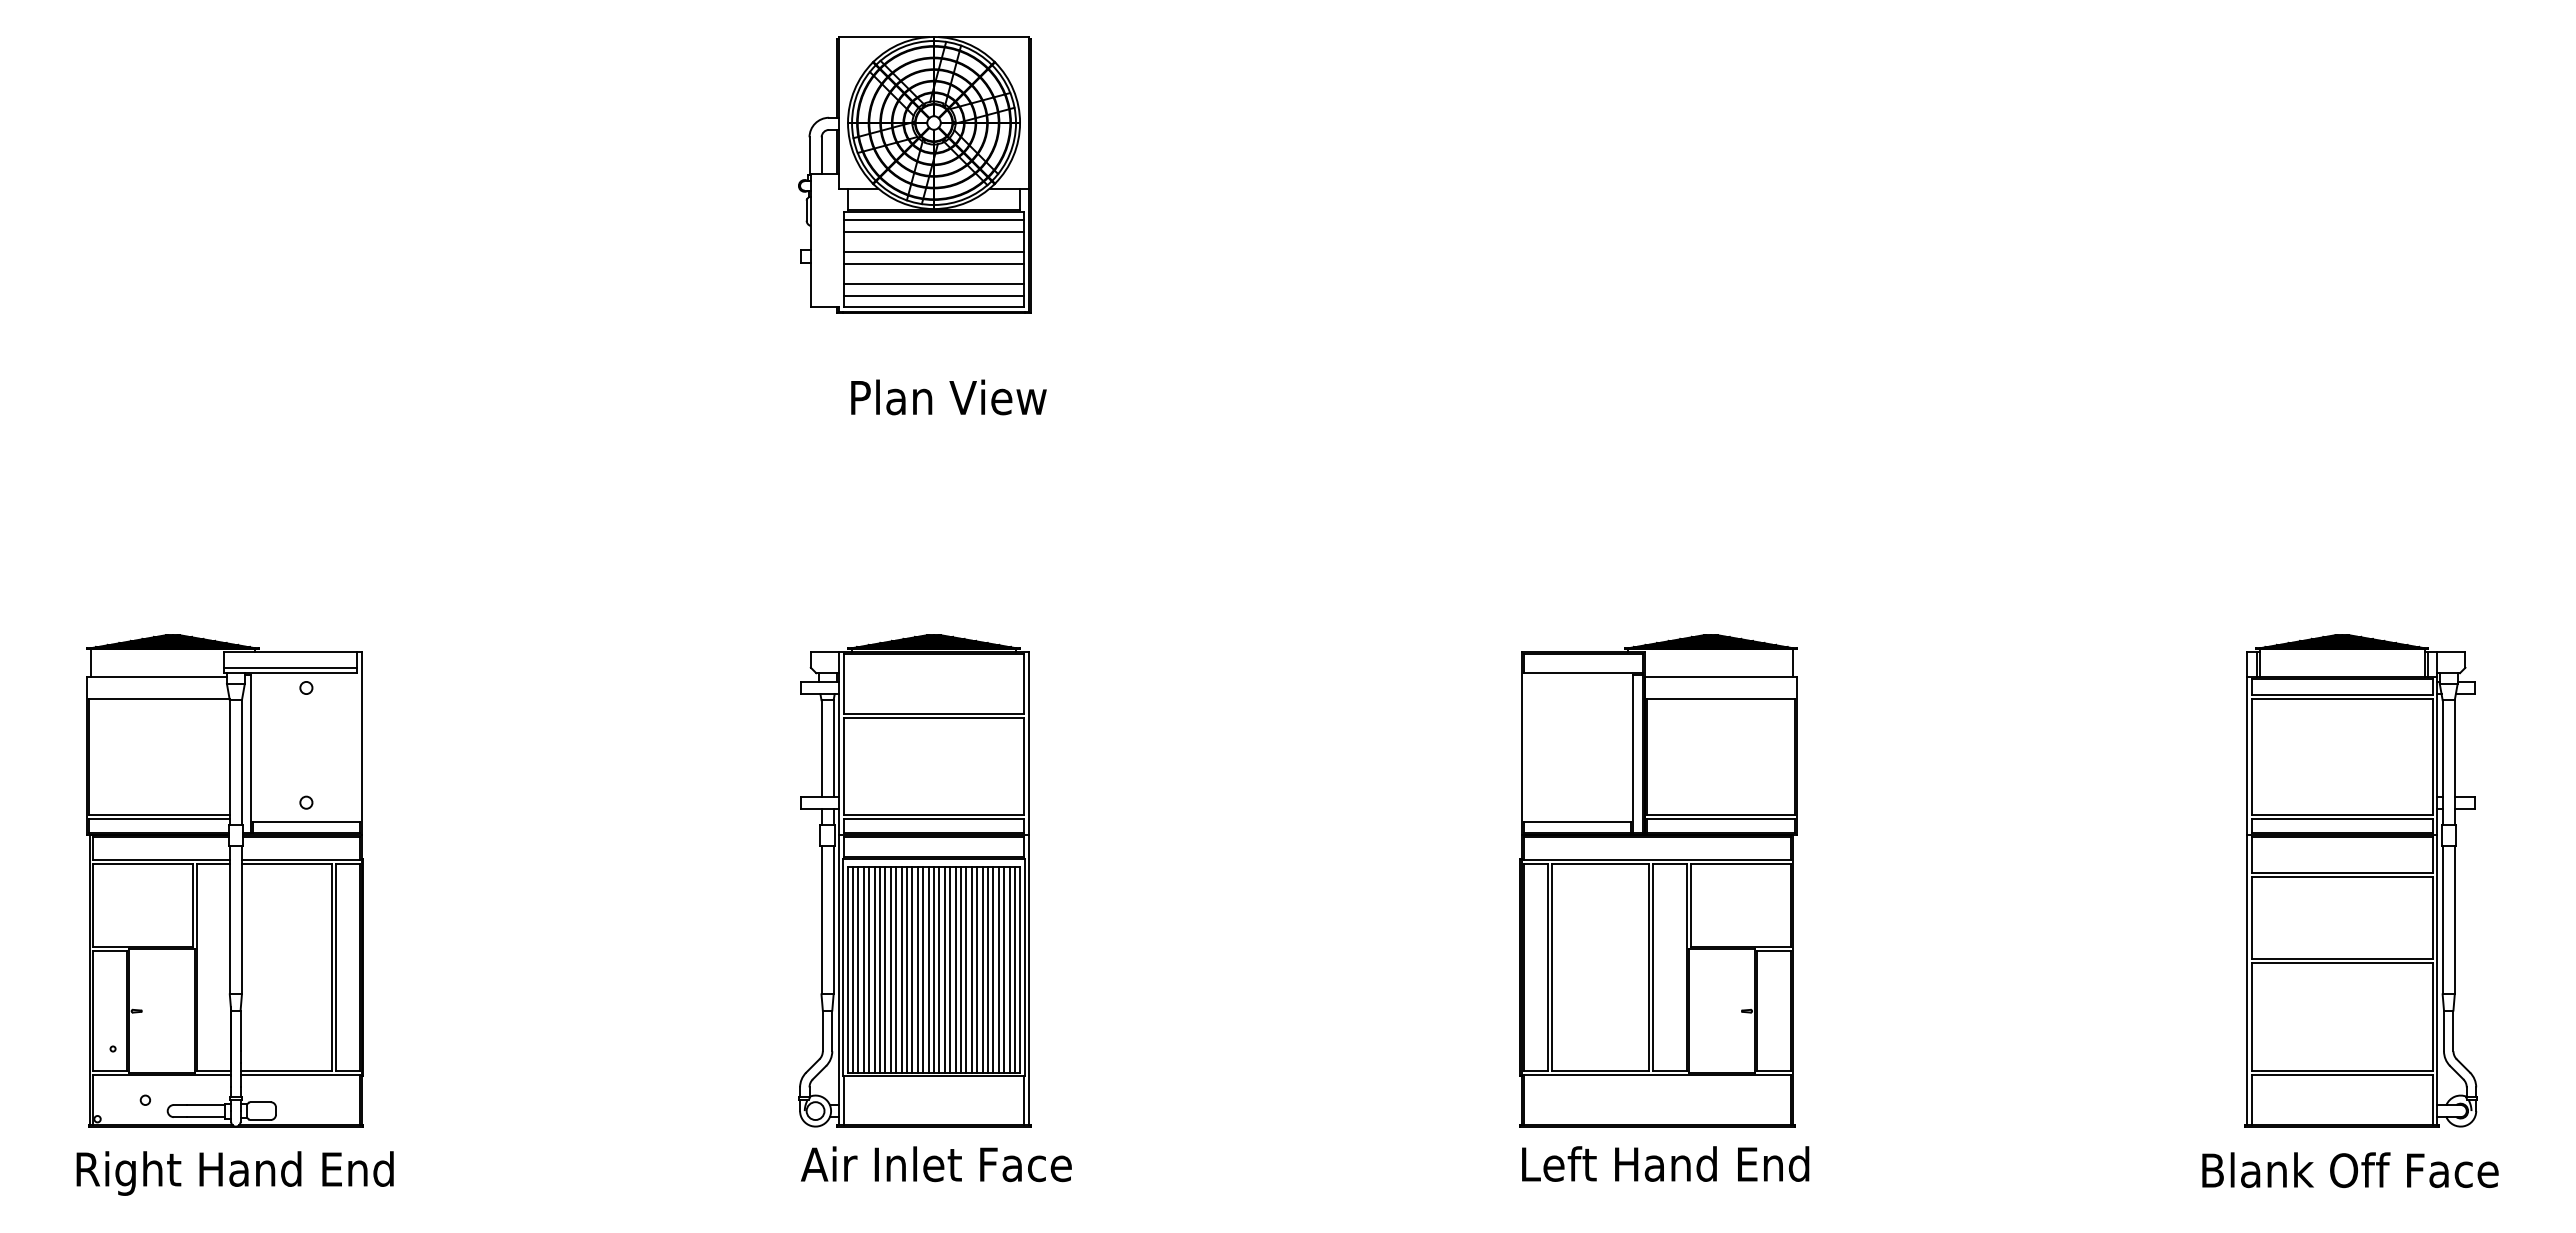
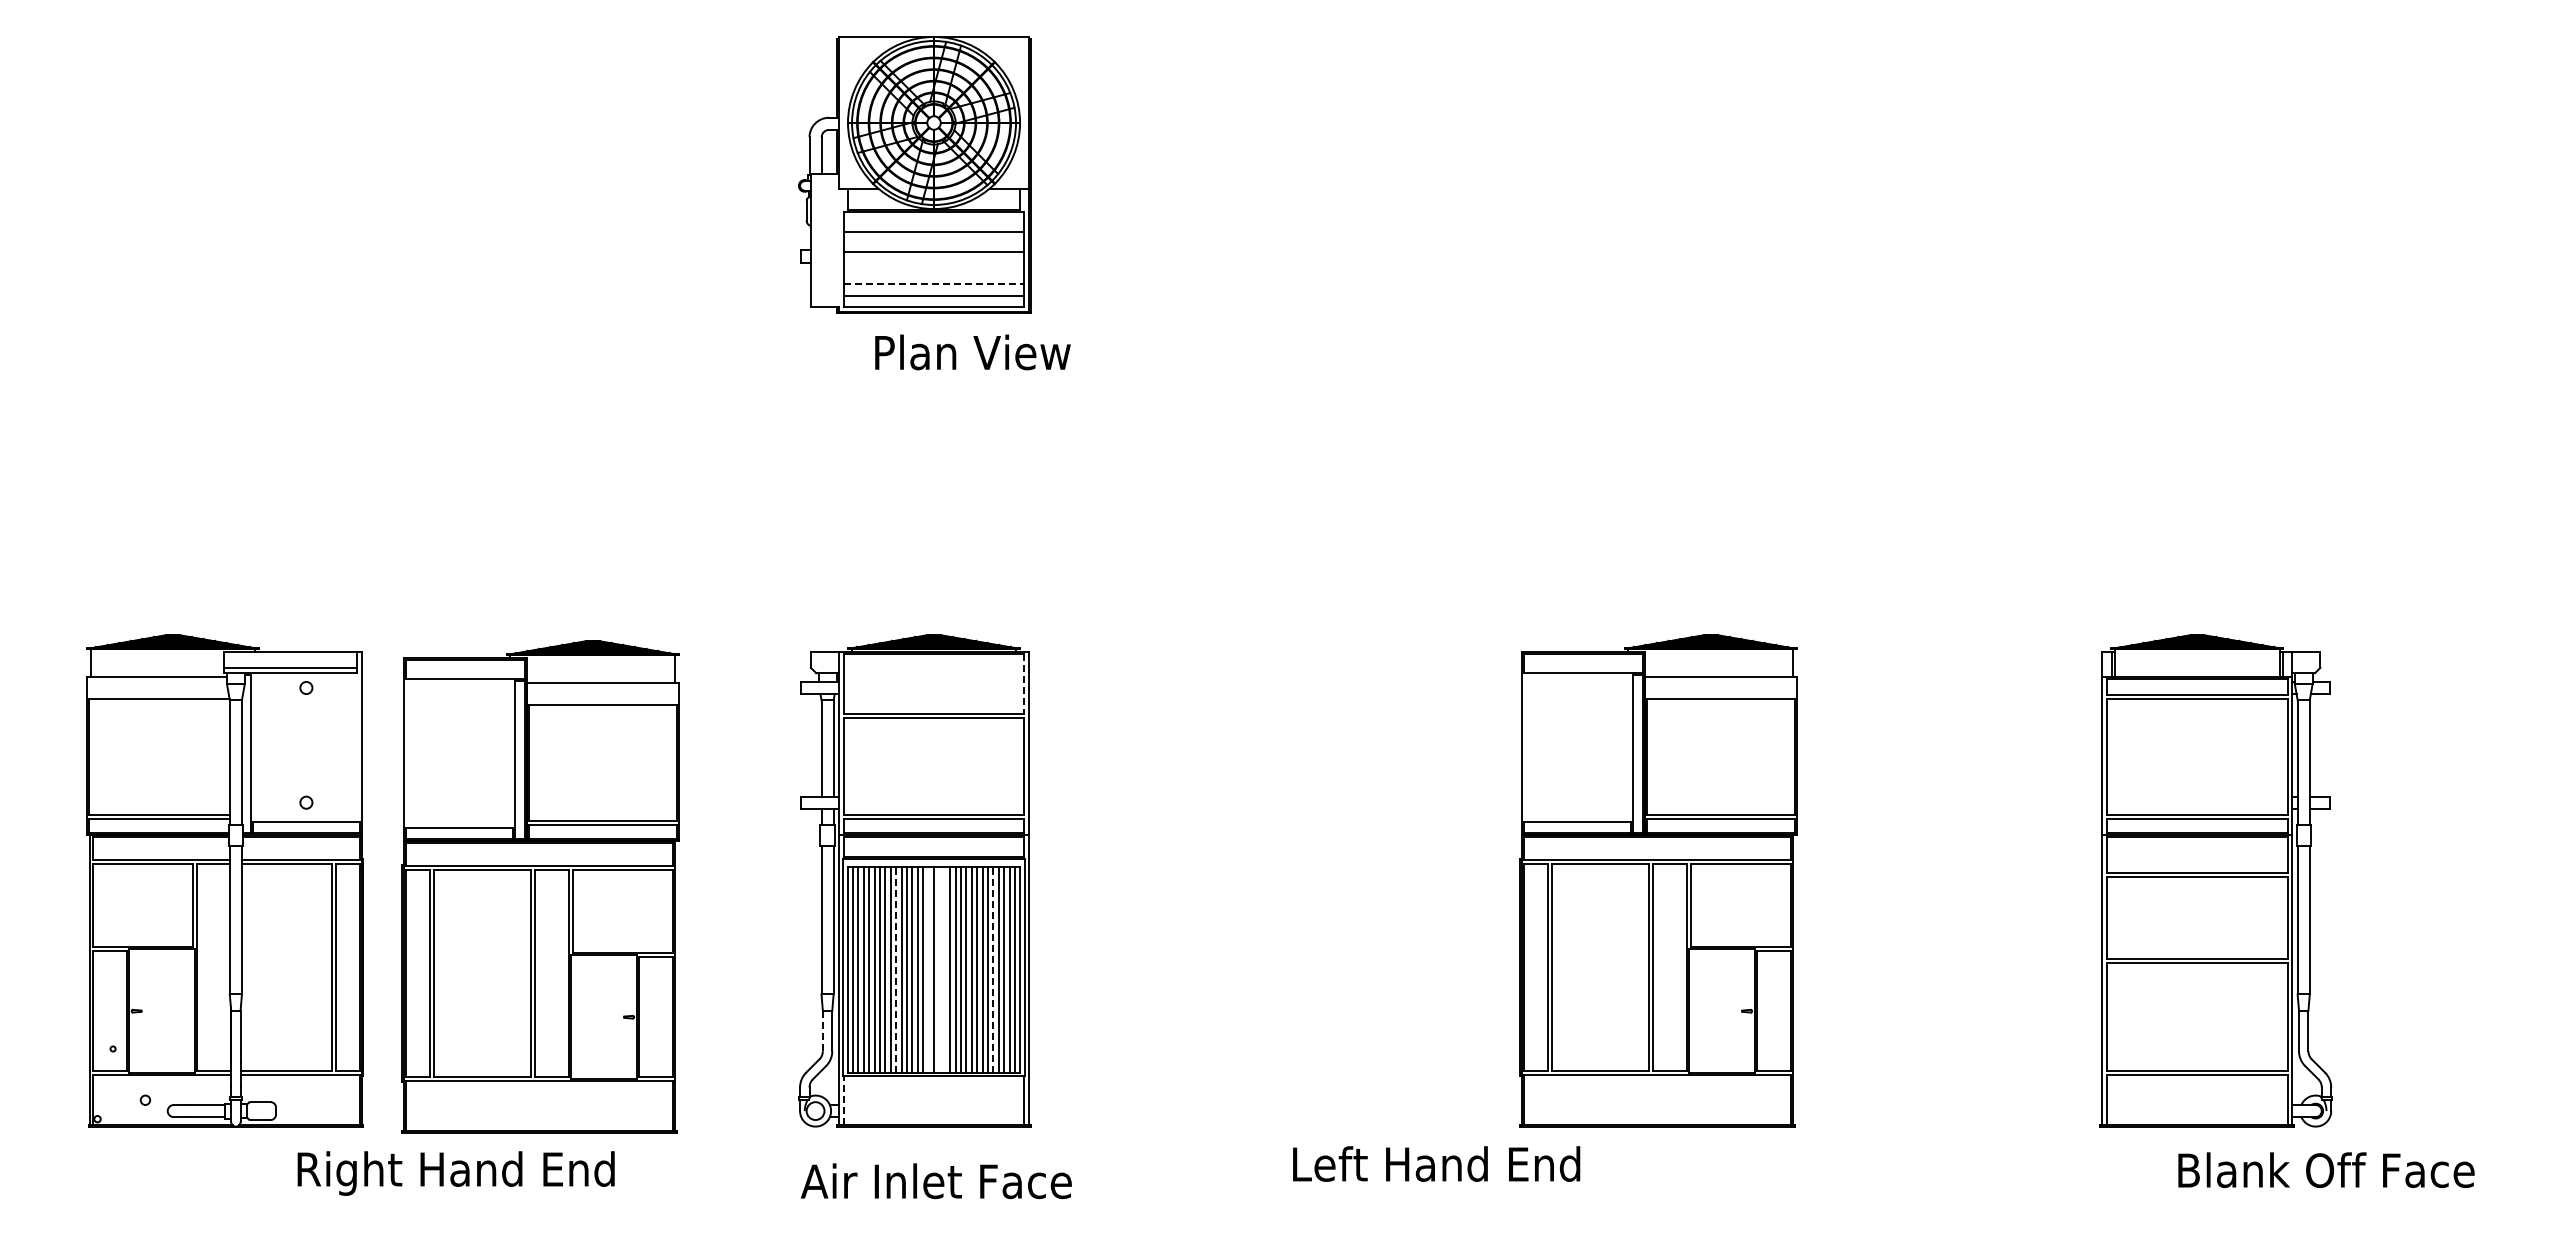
line: present -> none (933, 220)
line: present -> none (933, 264)
line: solid -> dashed (934, 283)
text position: (948, 397) -> (972, 352) (972, 352)
line: solid -> dashed (1024, 684)
part position: (2360, 880) -> (2215, 880) (2215, 880)
part: none -> present (540, 886)
line: solid -> dashed (896, 970)
line: present -> none (928, 970)
line: present -> none (939, 970)
line: present -> none (944, 970)
line: solid -> dashed (993, 970)
line: solid -> dashed (822, 1030)
line: solid -> dashed (843, 1100)
text position: (1665, 1163) -> (1436, 1163) (1436, 1163)
text position: (936, 1164) -> (936, 1181) (936, 1181)
text position: (2350, 1170) -> (2326, 1170) (2326, 1170)
text position: (234, 1173) -> (455, 1173) (455, 1173)
